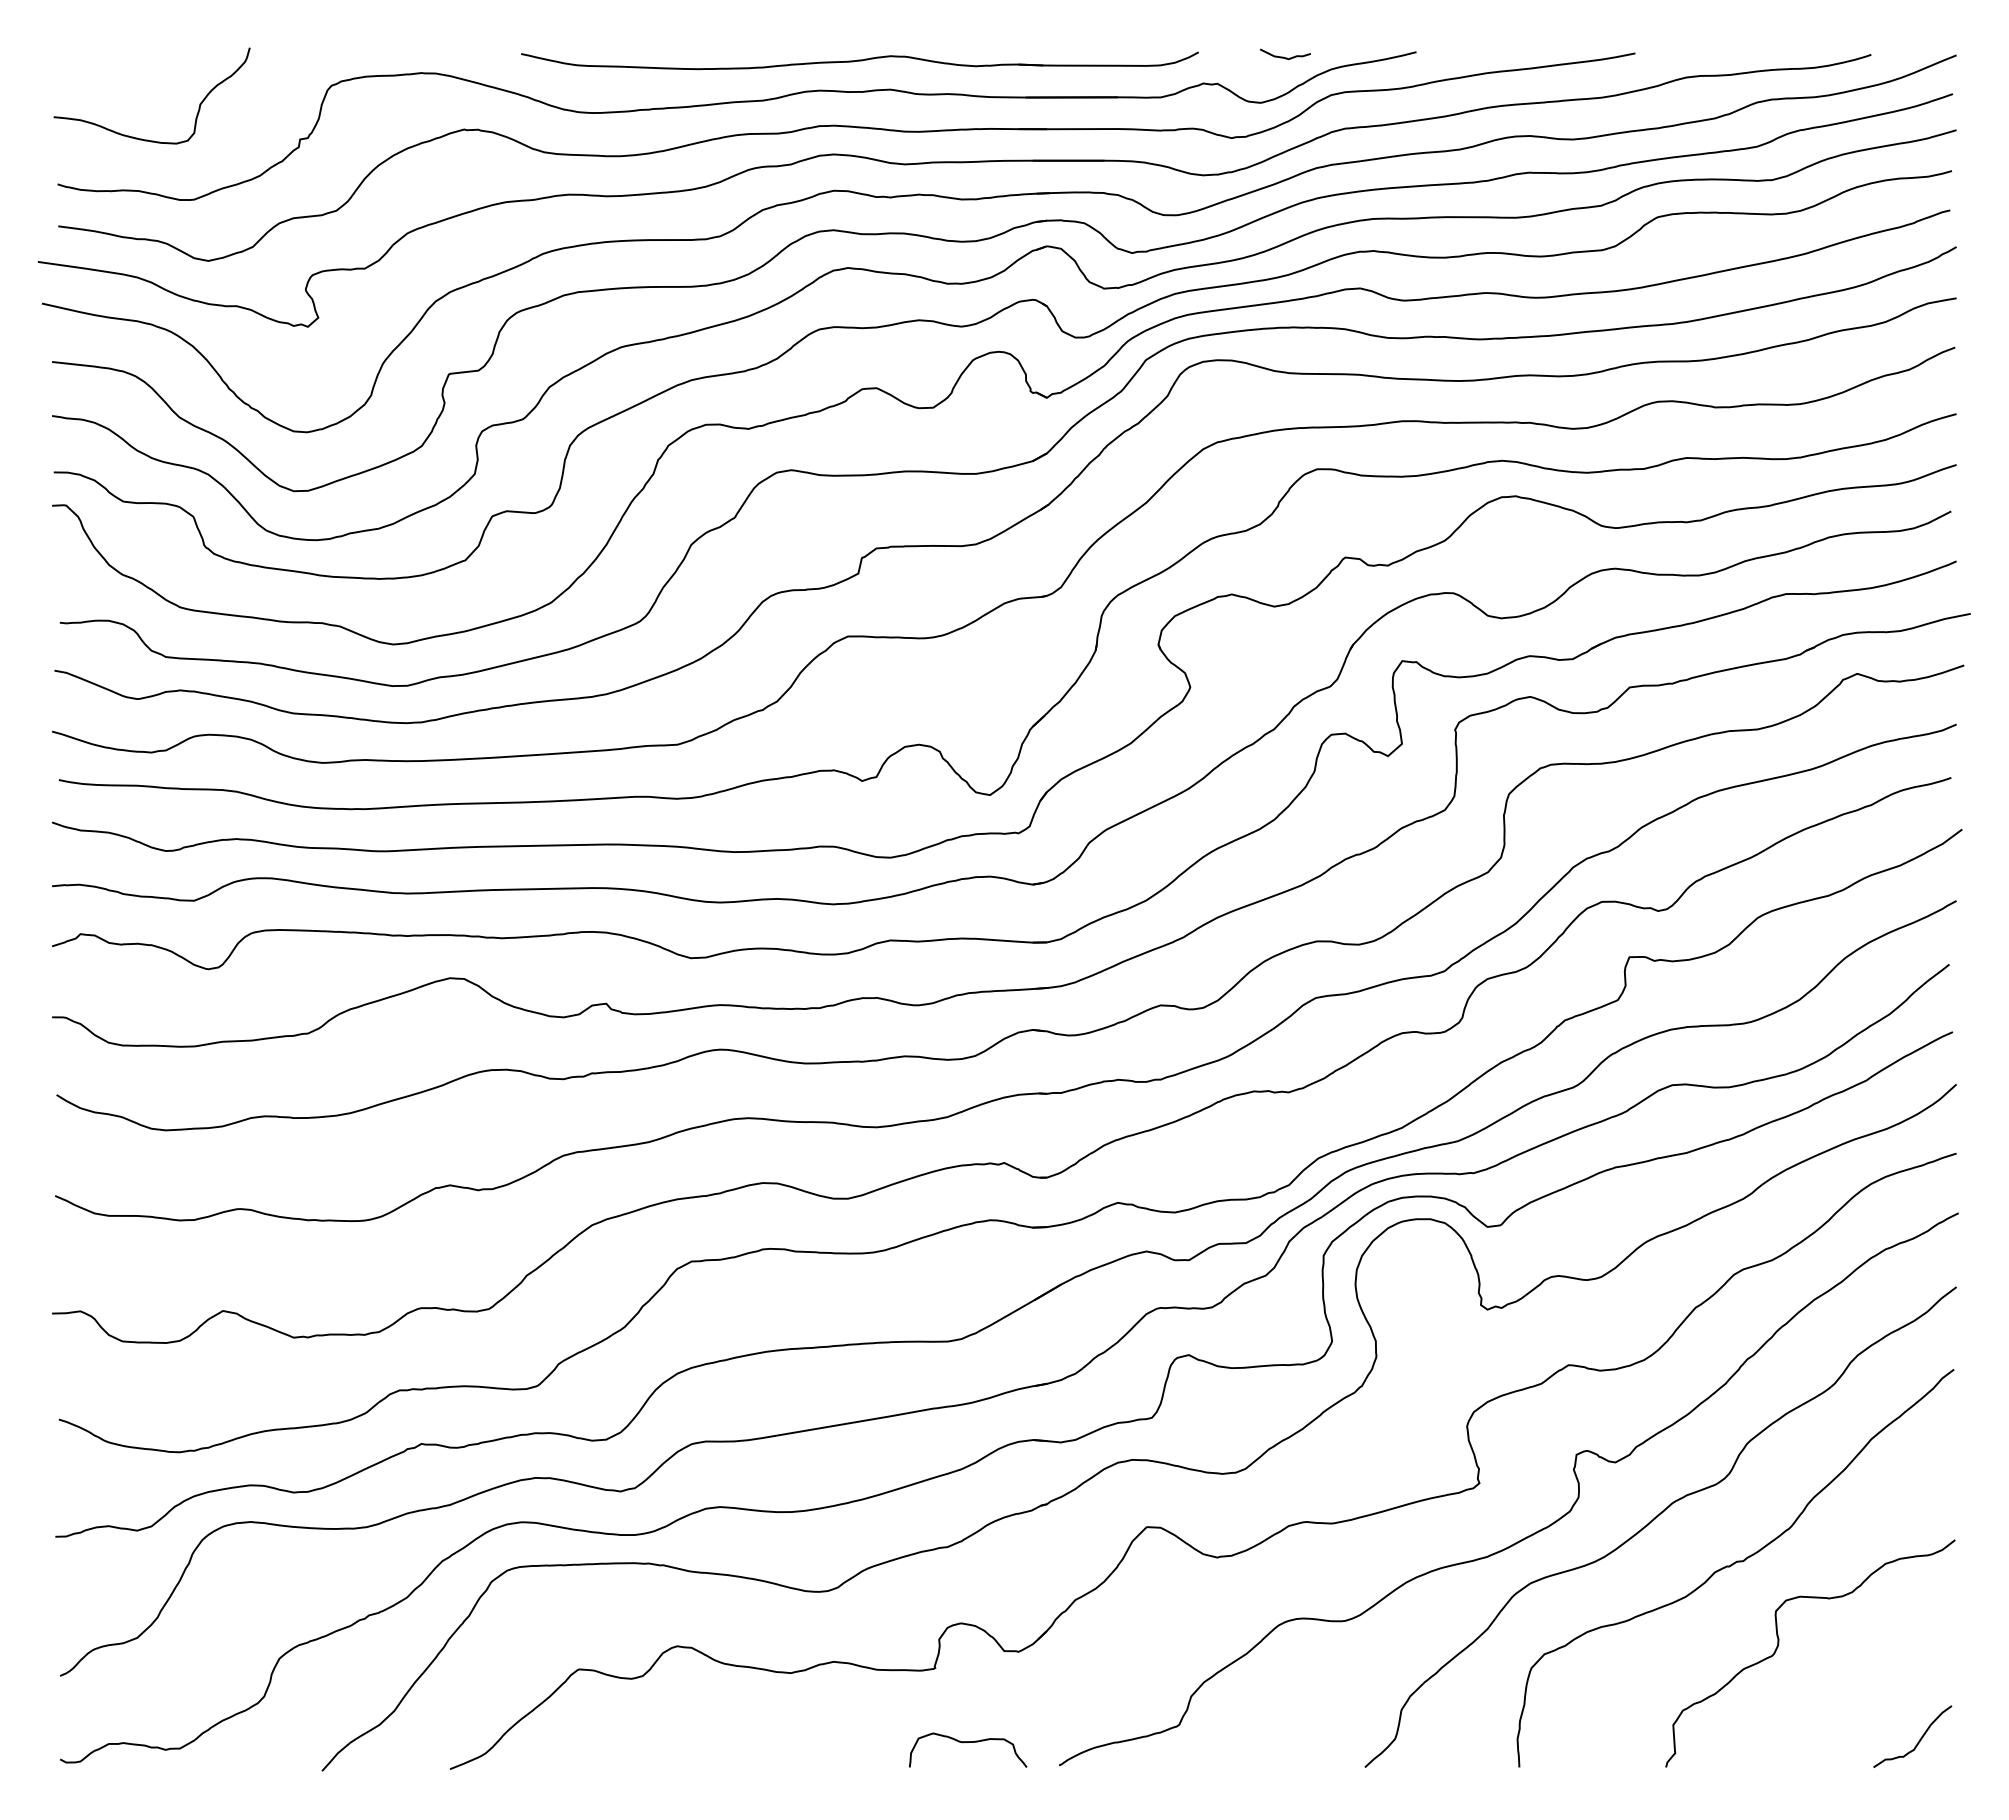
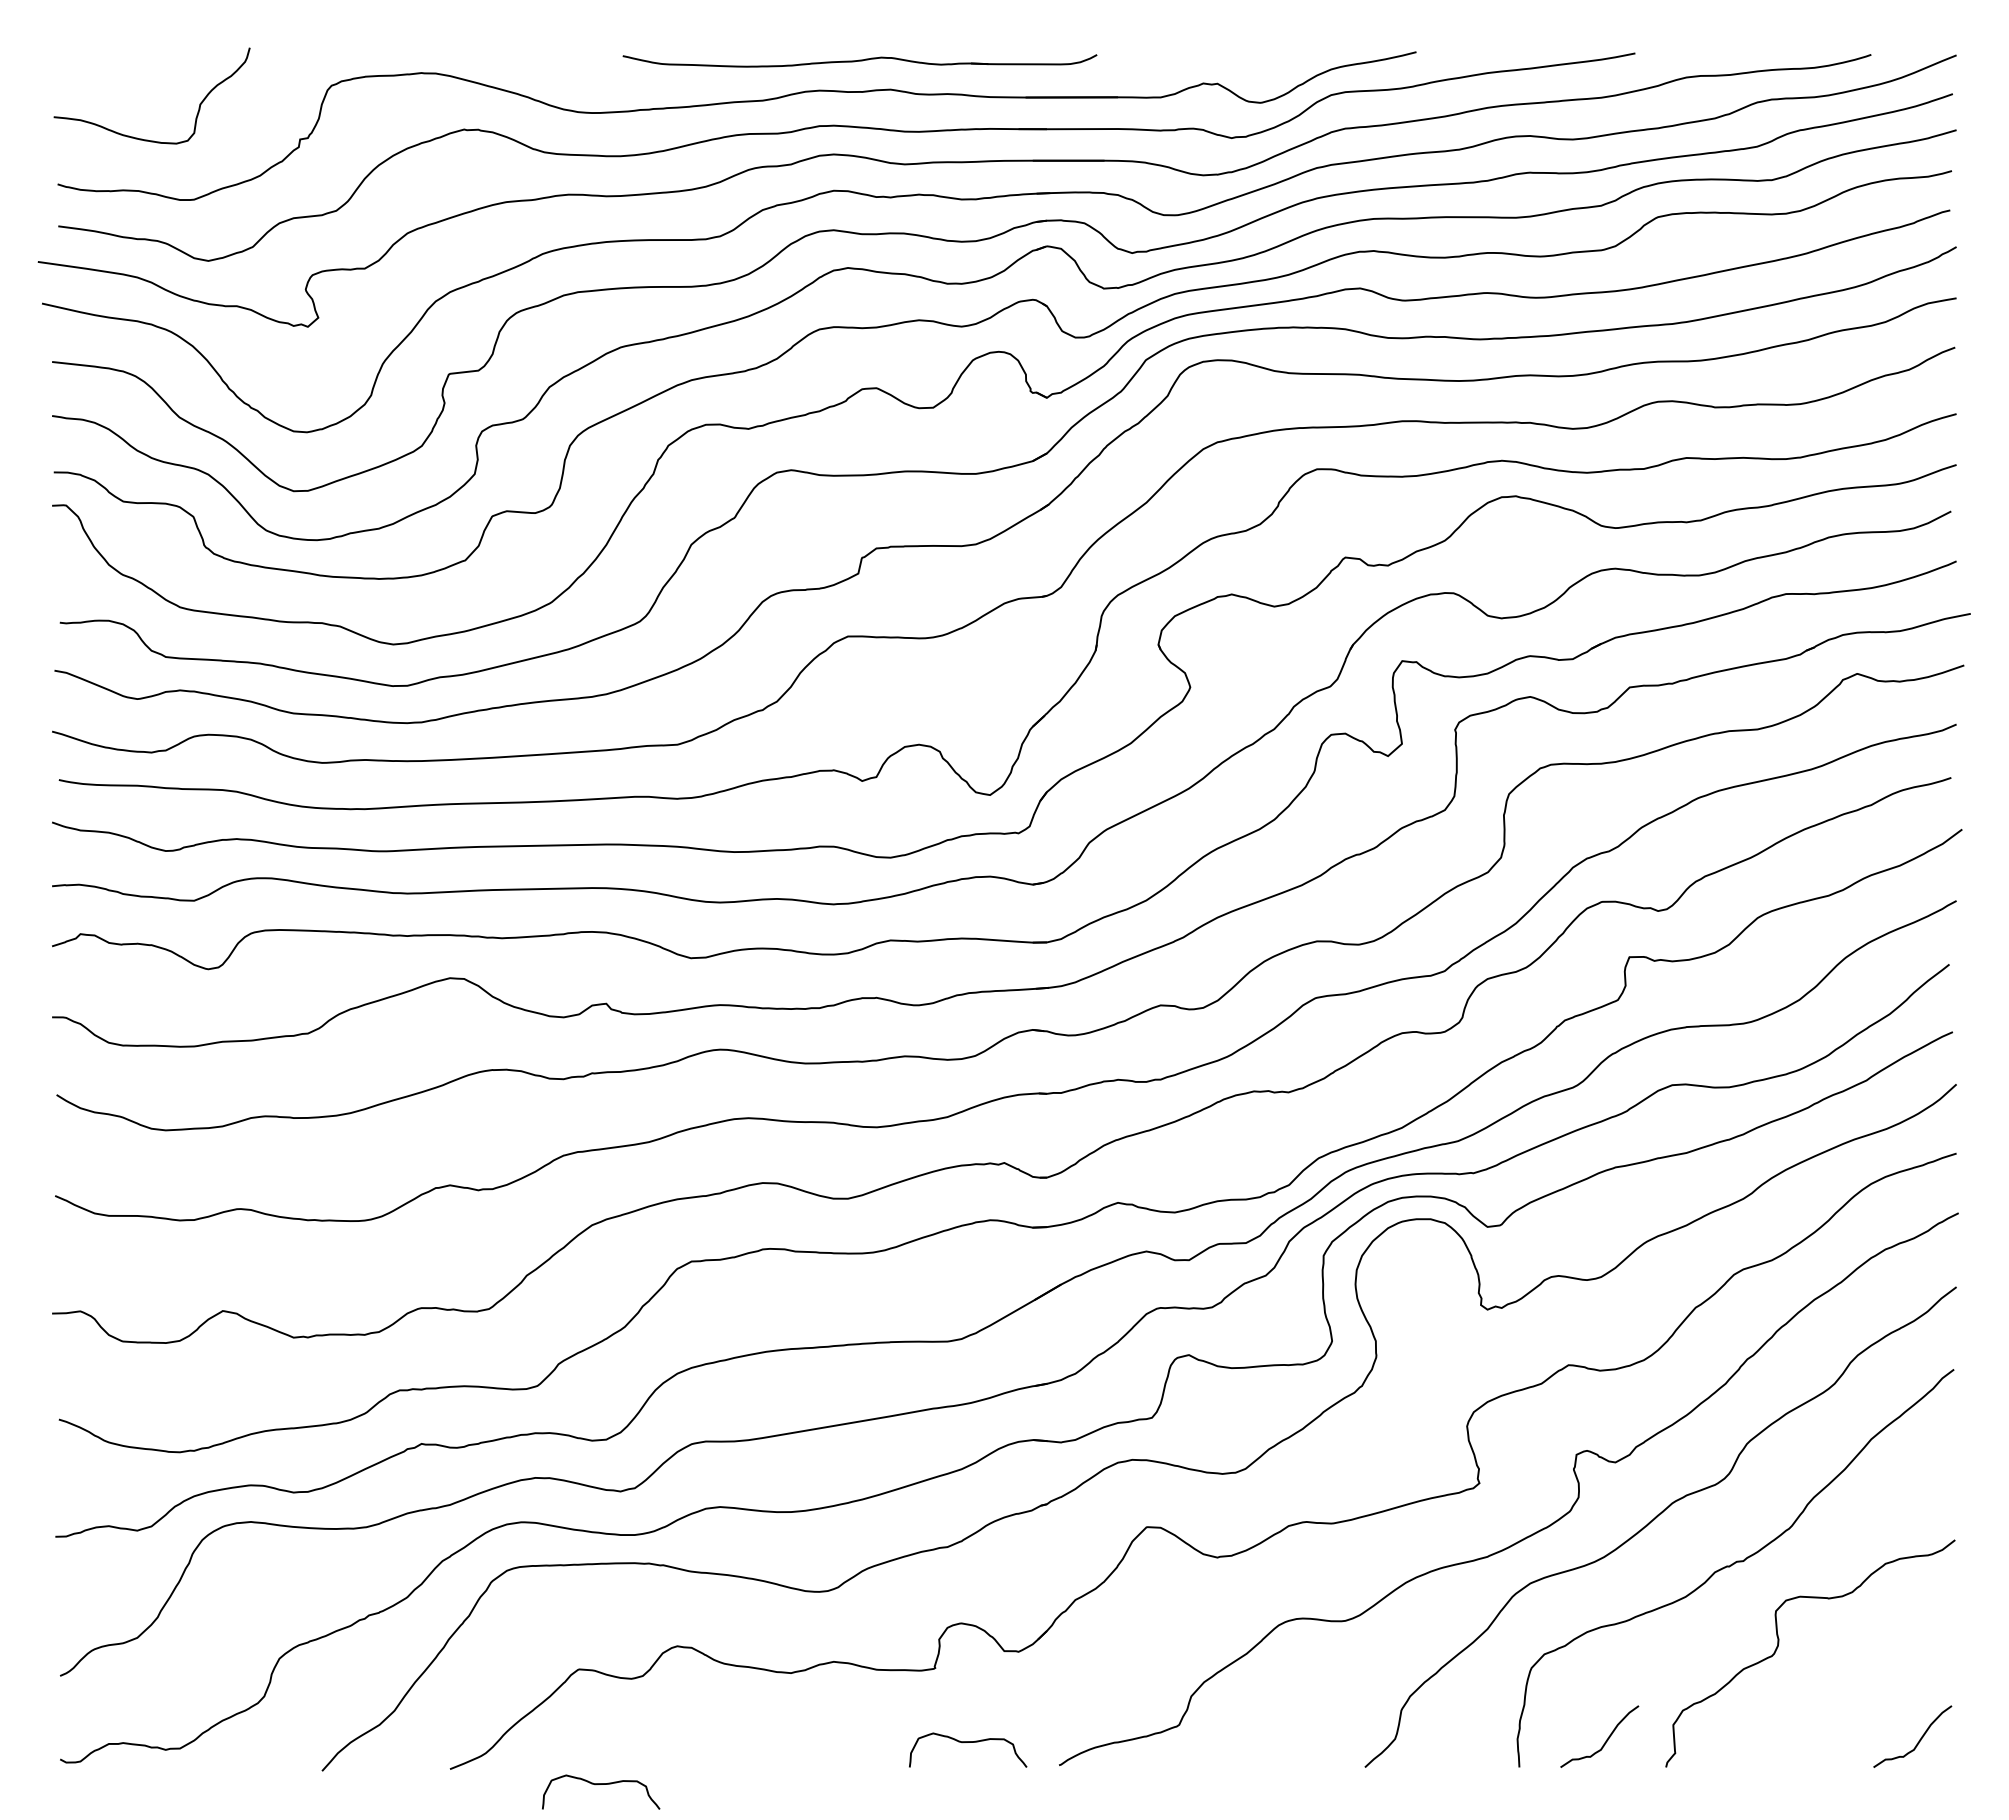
curve: present -> none (1283, 56)
part size: 678x20 px -> 476x14 px (859, 60)
curve: none -> present (1606, 1739)
curve: none -> present (601, 1784)
